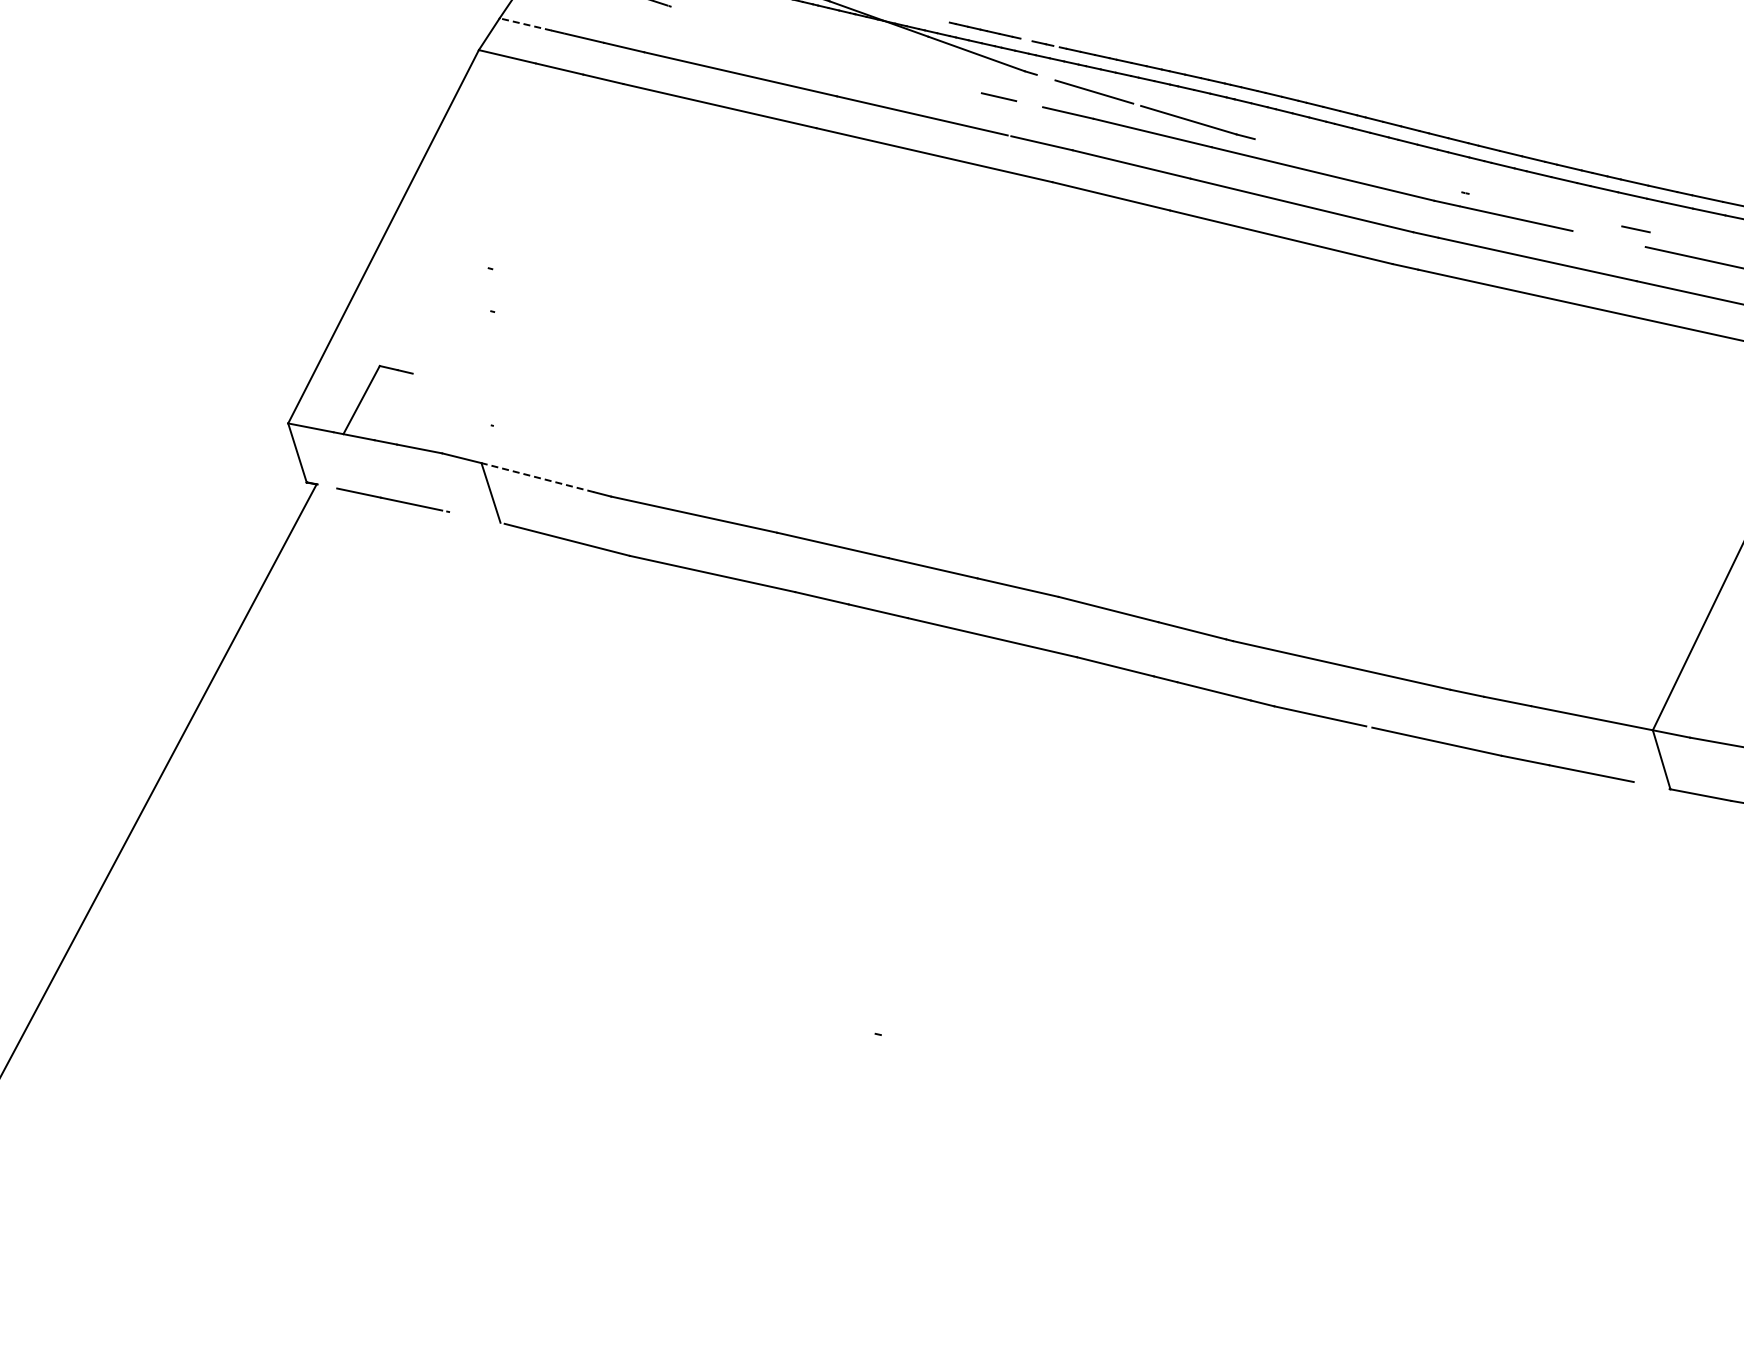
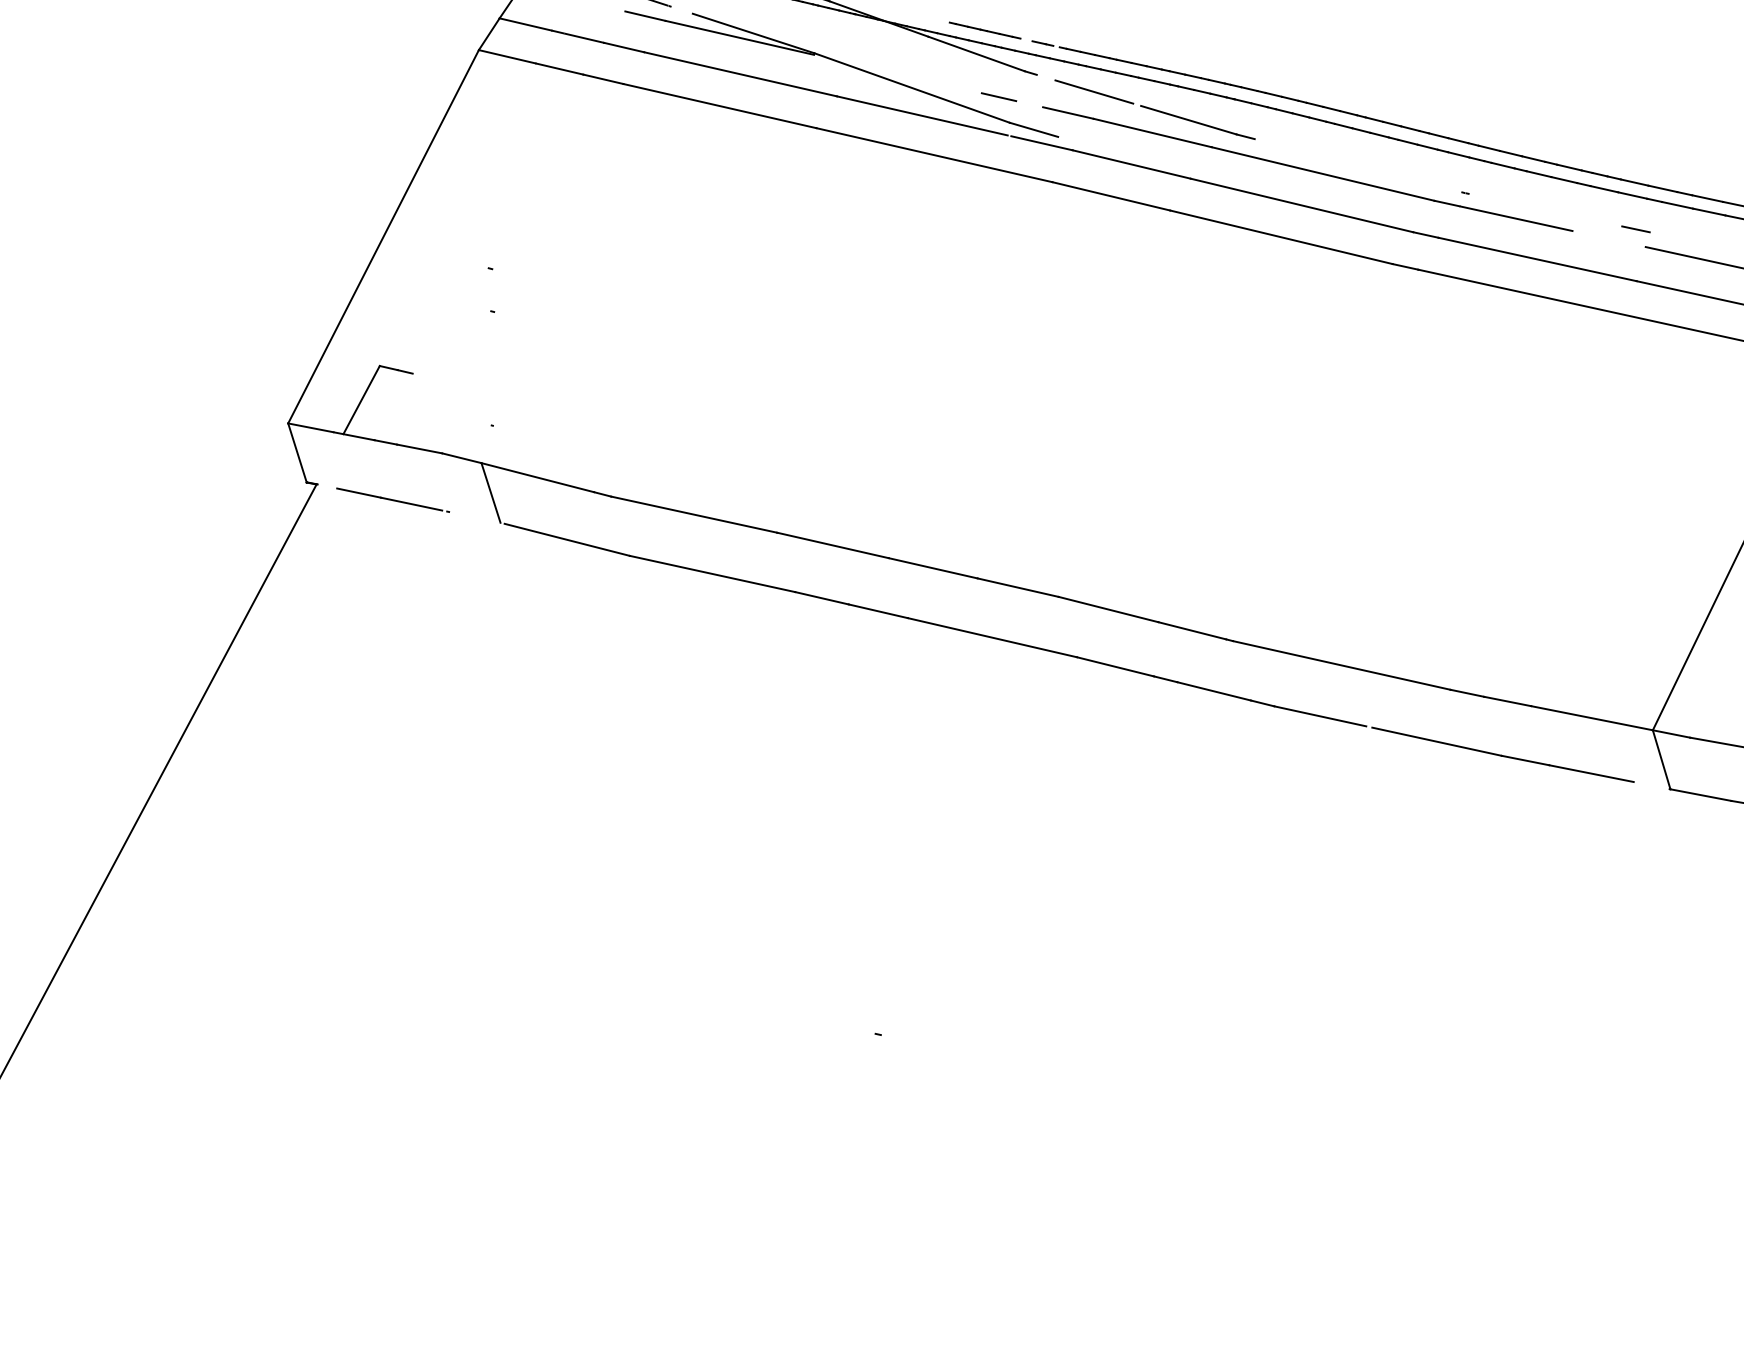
line: dashed -> solid (525, 24)
part: none -> present (845, 65)
line: dashed -> solid (537, 477)
